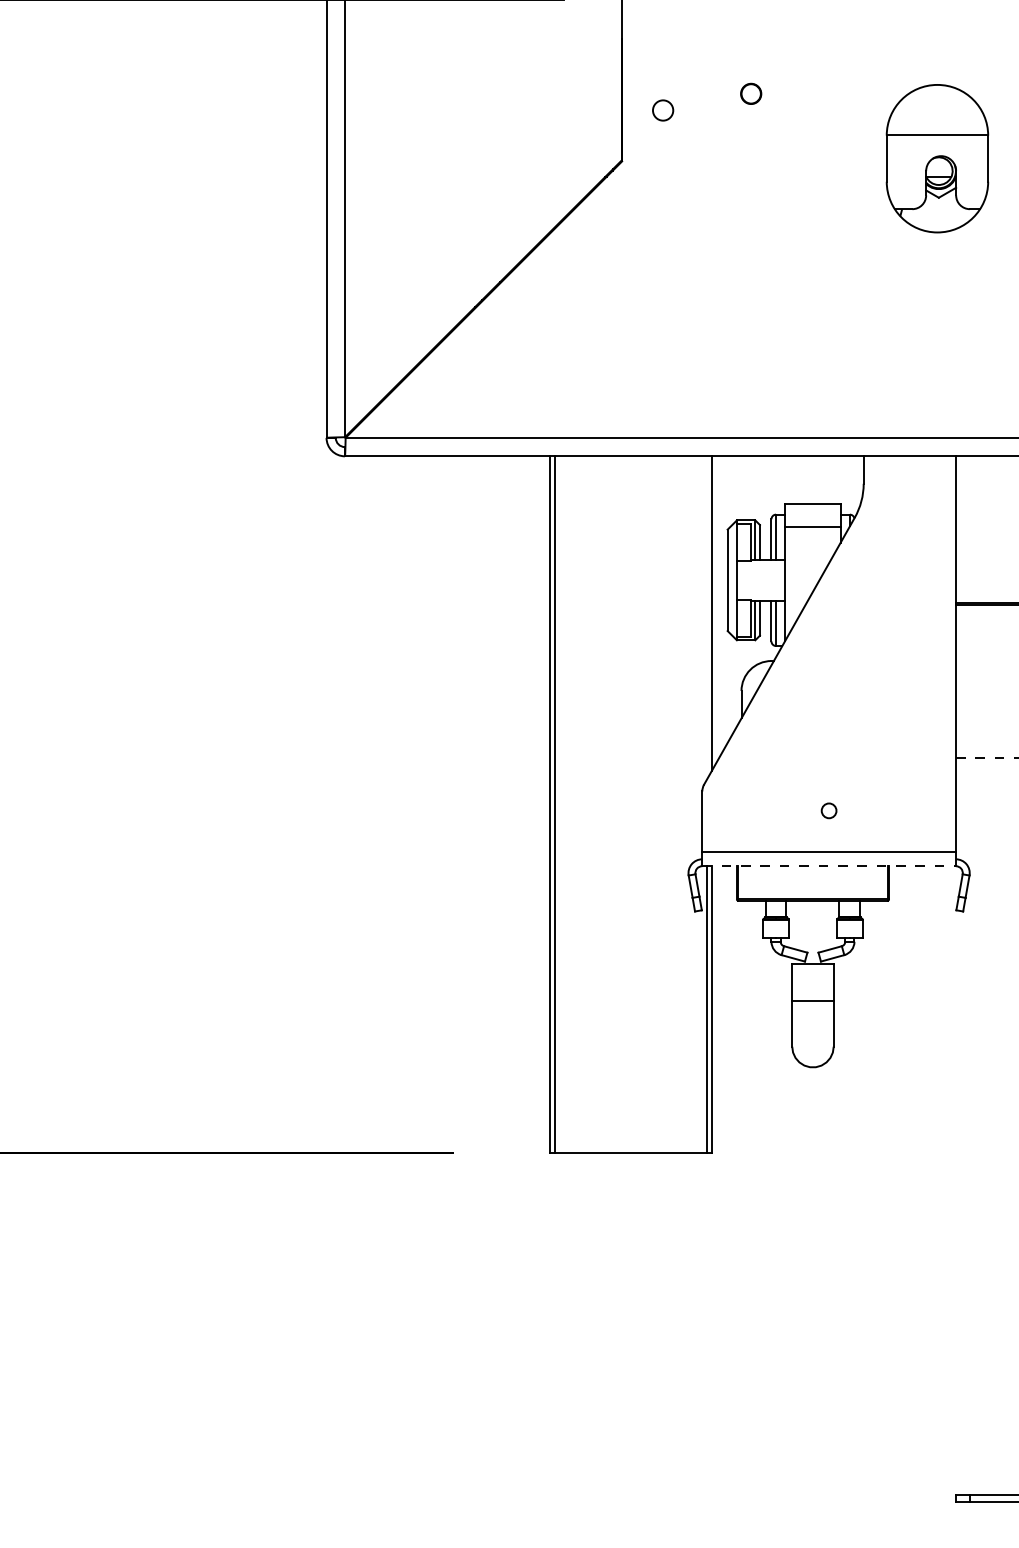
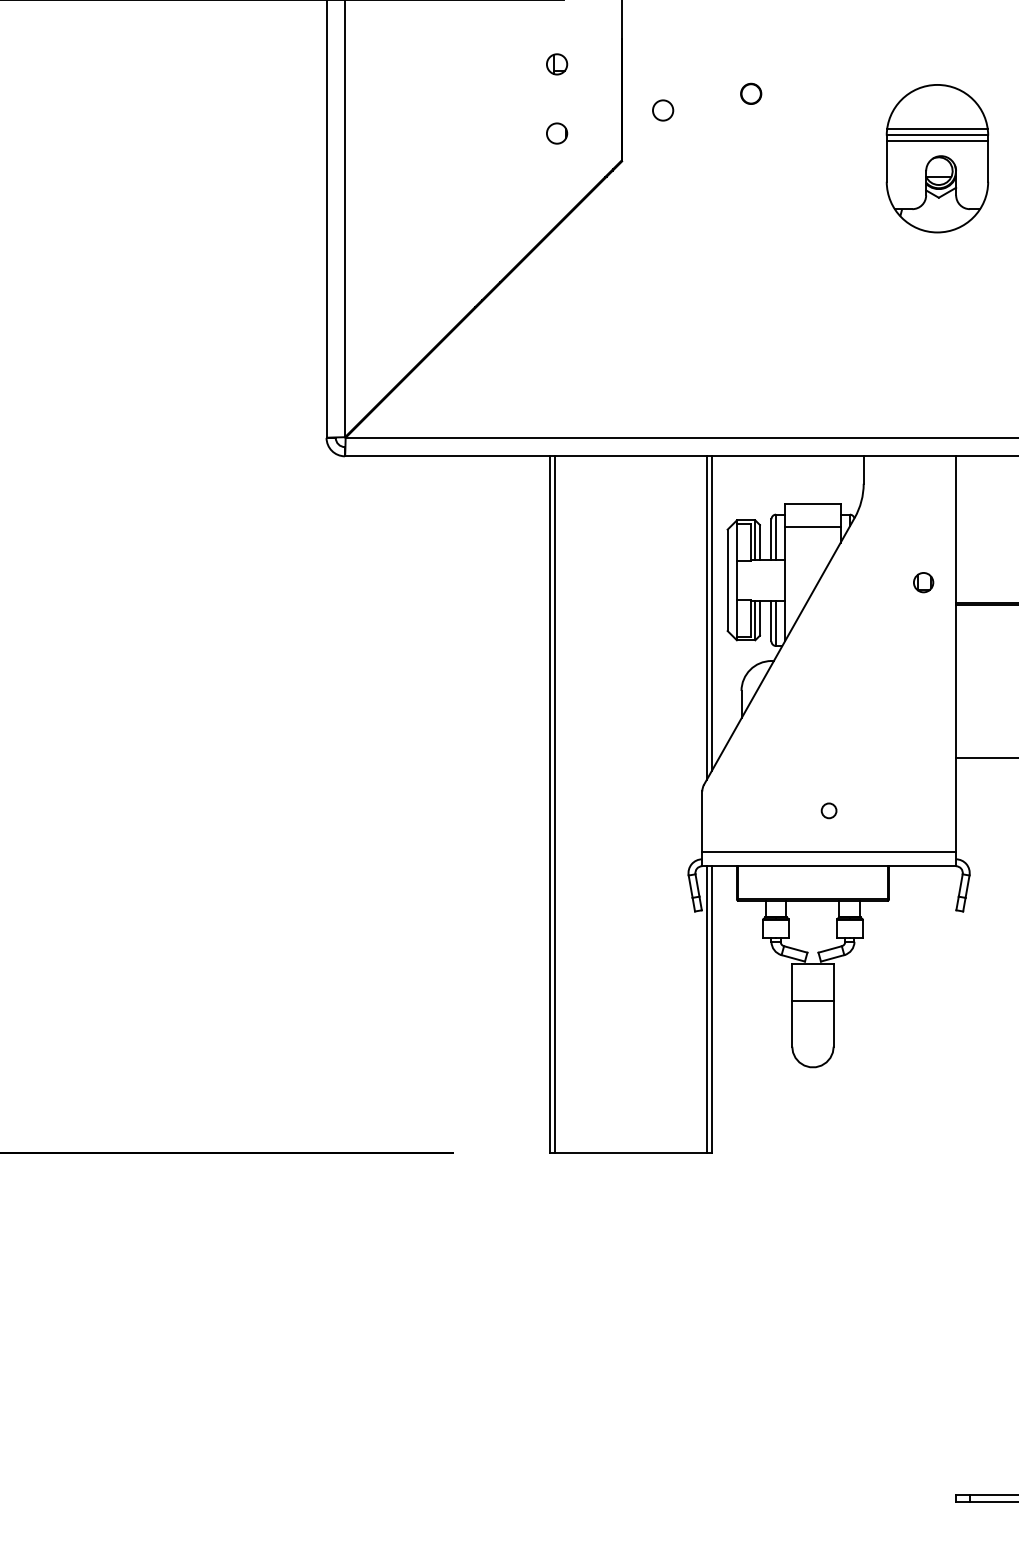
part: none -> present (557, 64)
line: none -> present (937, 128)
circle: none -> present (557, 133)
line: none -> present (937, 141)
part: none -> present (923, 582)
line: none -> present (706, 617)
line: dashed -> solid (987, 757)
line: dashed -> solid (829, 866)
